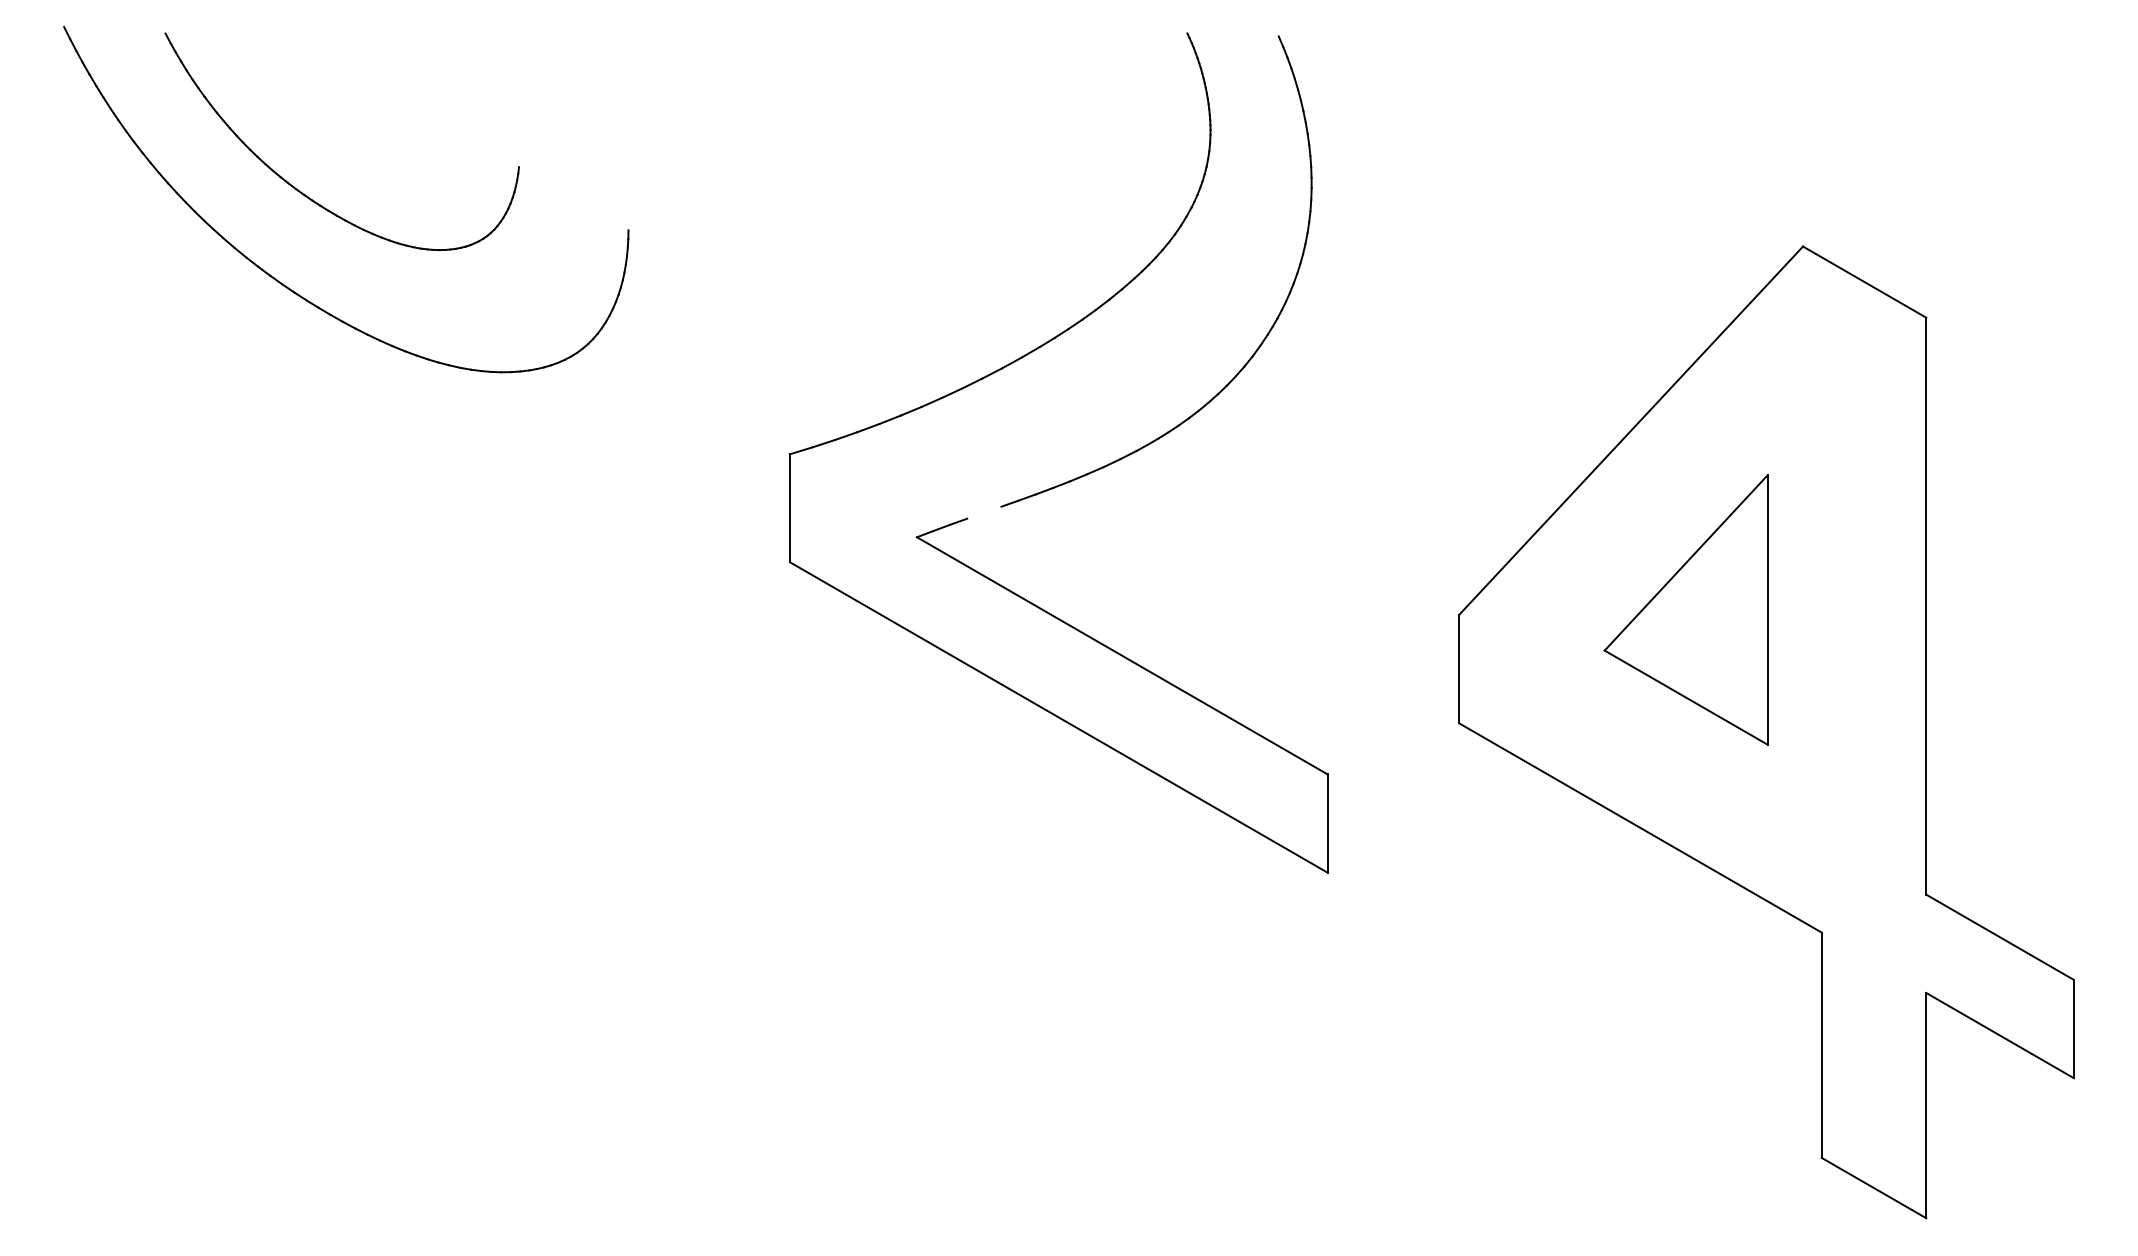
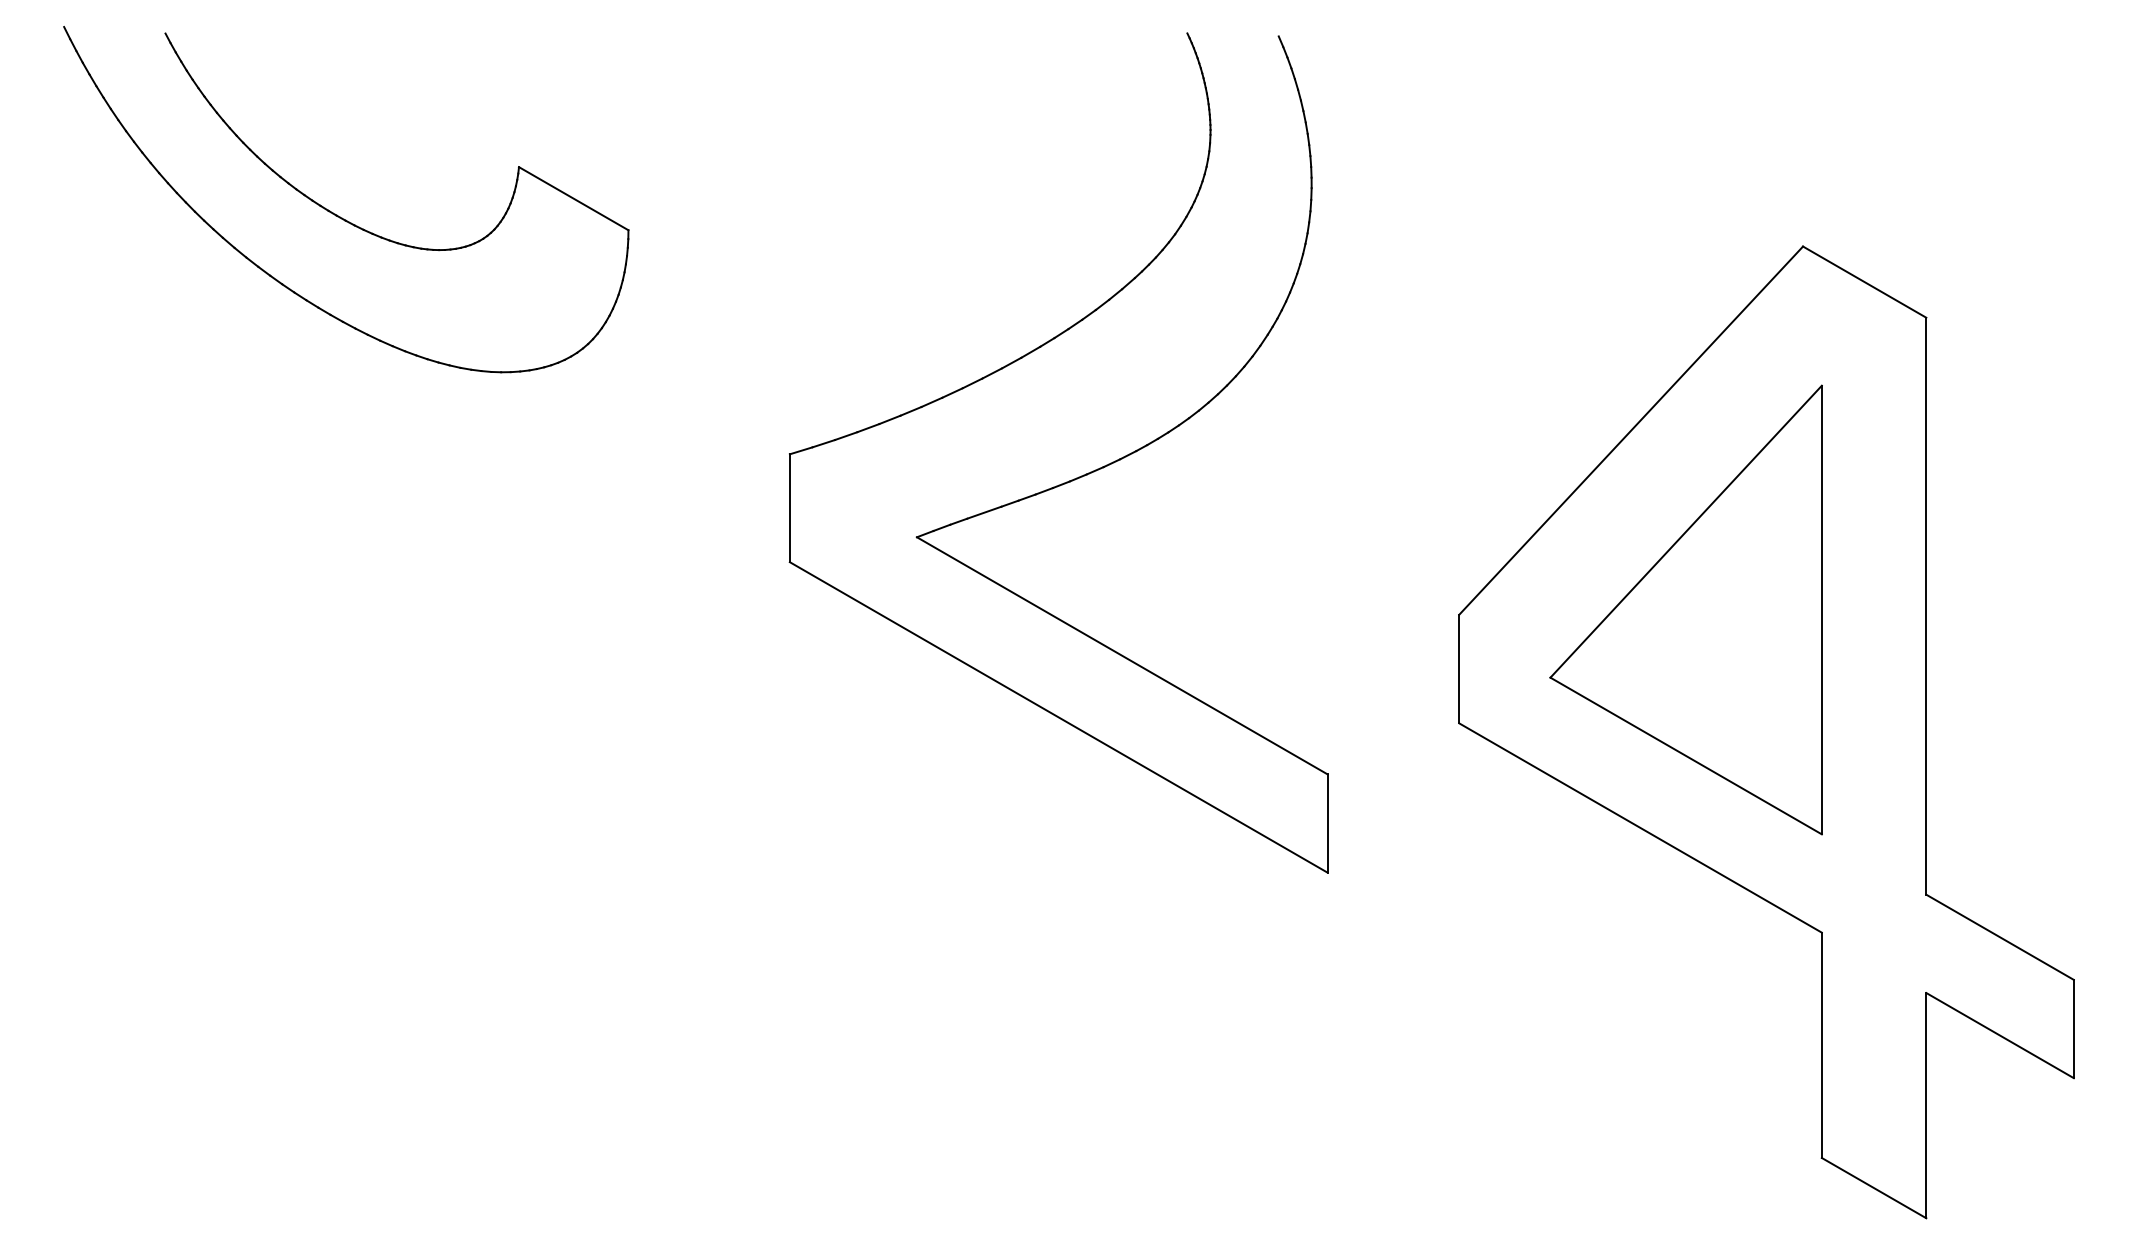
line: none -> present (573, 198)
line: none -> present (984, 512)
part size: 166x272 px -> 274x452 px (1685, 609)
